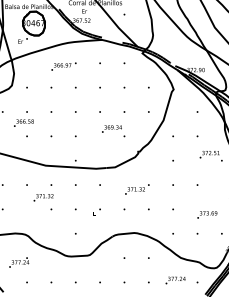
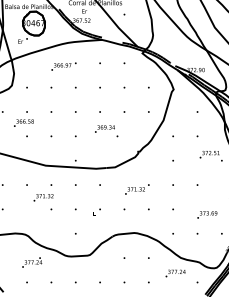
text position: (113, 131) -> (106, 131) (106, 131)
text position: (19, 262) -> (32, 262) (32, 262)
text position: (175, 280) -> (175, 273) (175, 273)
